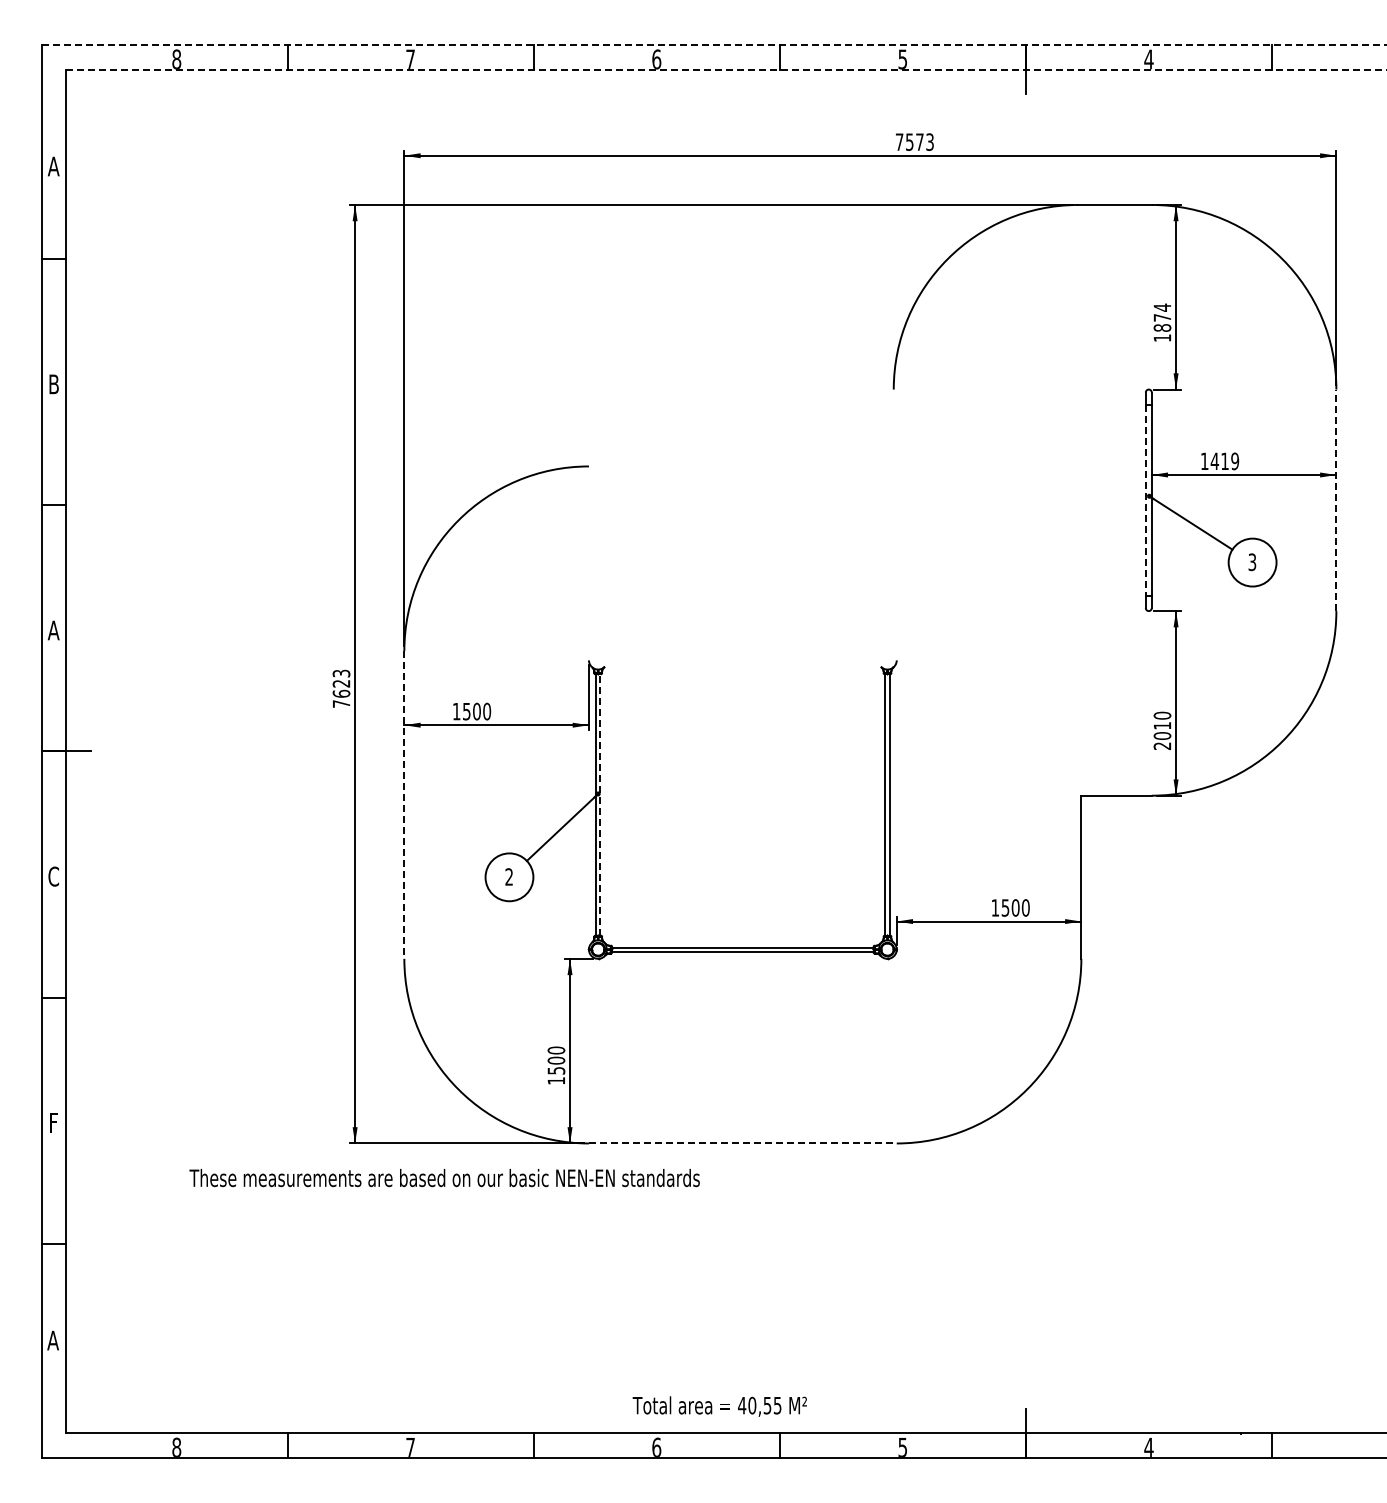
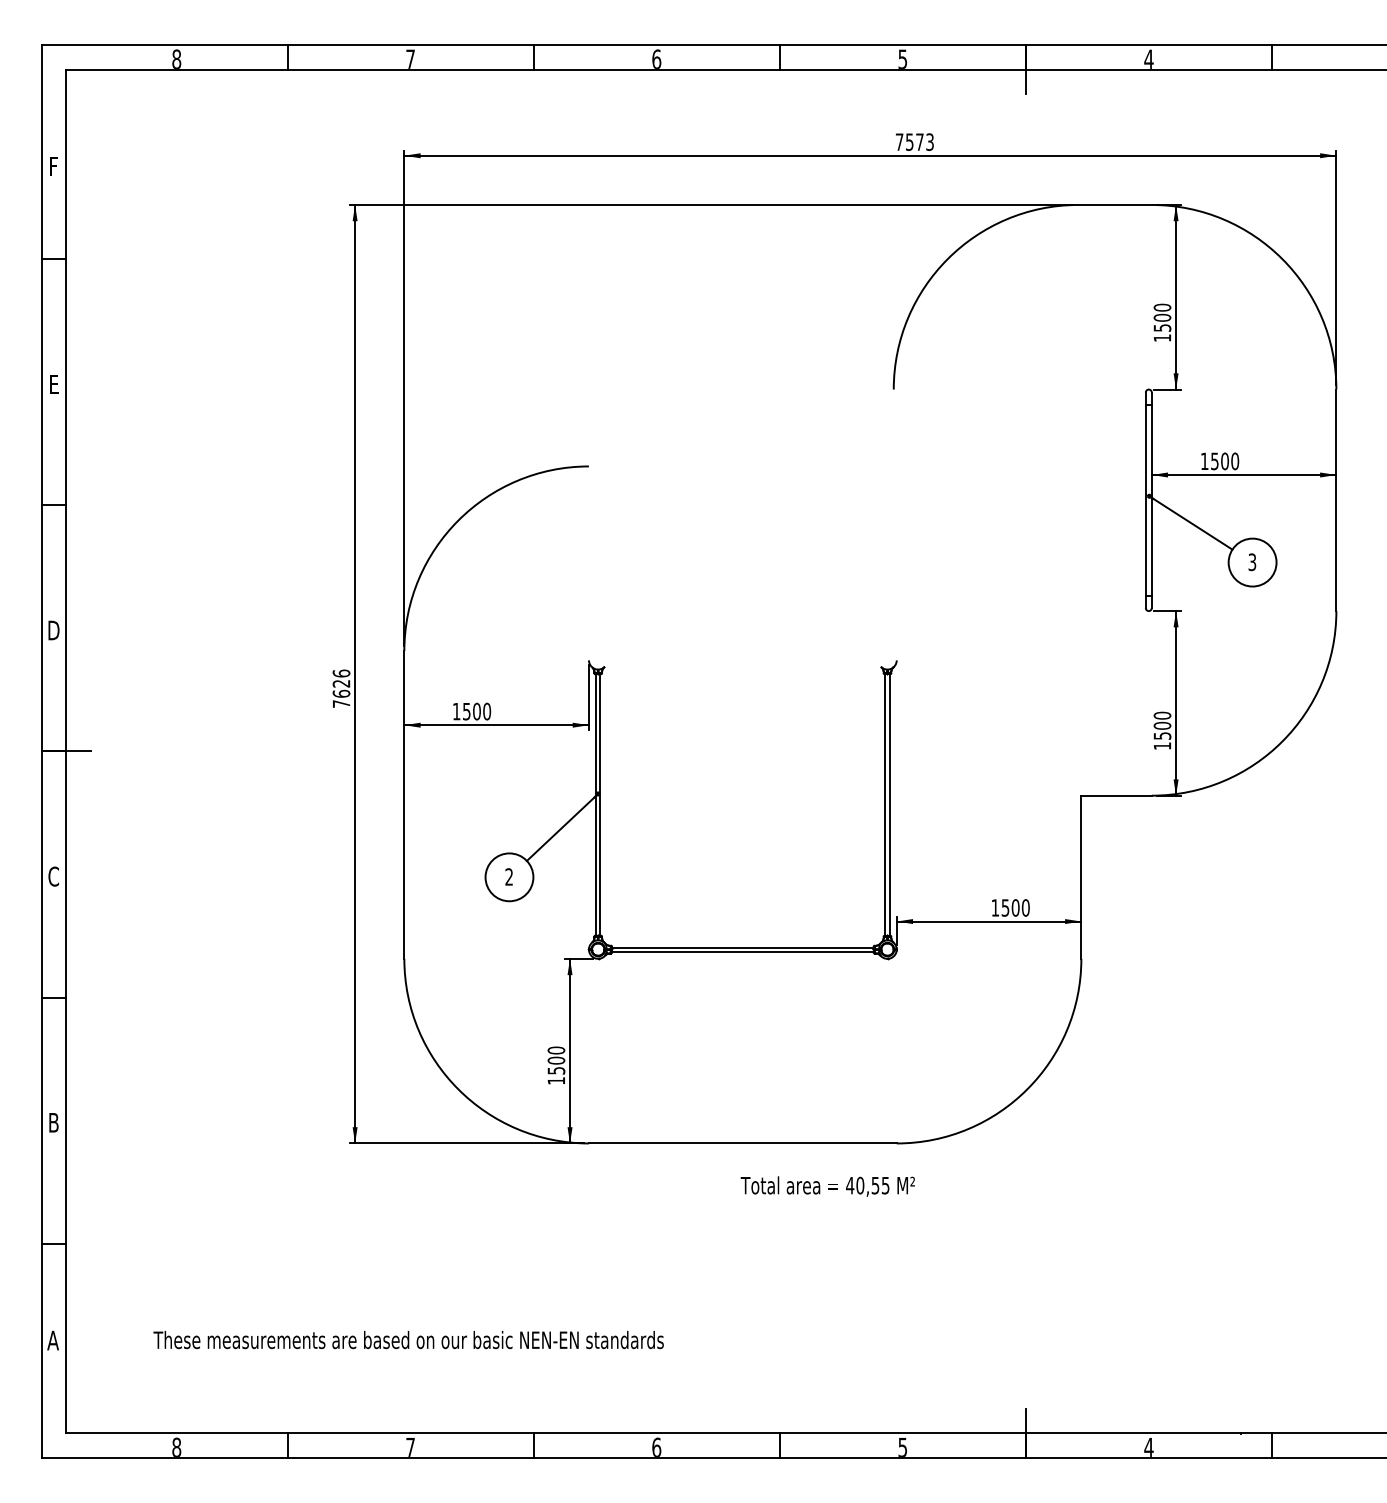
line: dashed -> solid (714, 45)
line: dashed -> solid (726, 69)
text: A -> F (53, 166)
text: 1874 -> 1500 (1162, 317)
text: B -> E (53, 384)
text: 1419 -> 1500 (1224, 461)
line: dashed -> solid (1145, 500)
line: dashed -> solid (1336, 500)
text: A -> D (53, 630)
text: 7623 -> 7626 (341, 673)
text: 2010 -> 1500 (1162, 735)
line: dashed -> solid (404, 804)
line: dashed -> solid (600, 804)
text: F -> B (53, 1122)
line: dashed -> solid (742, 1143)
text position: (444, 1178) -> (408, 1340) (408, 1340)
text position: (719, 1406) -> (827, 1186) (827, 1186)
